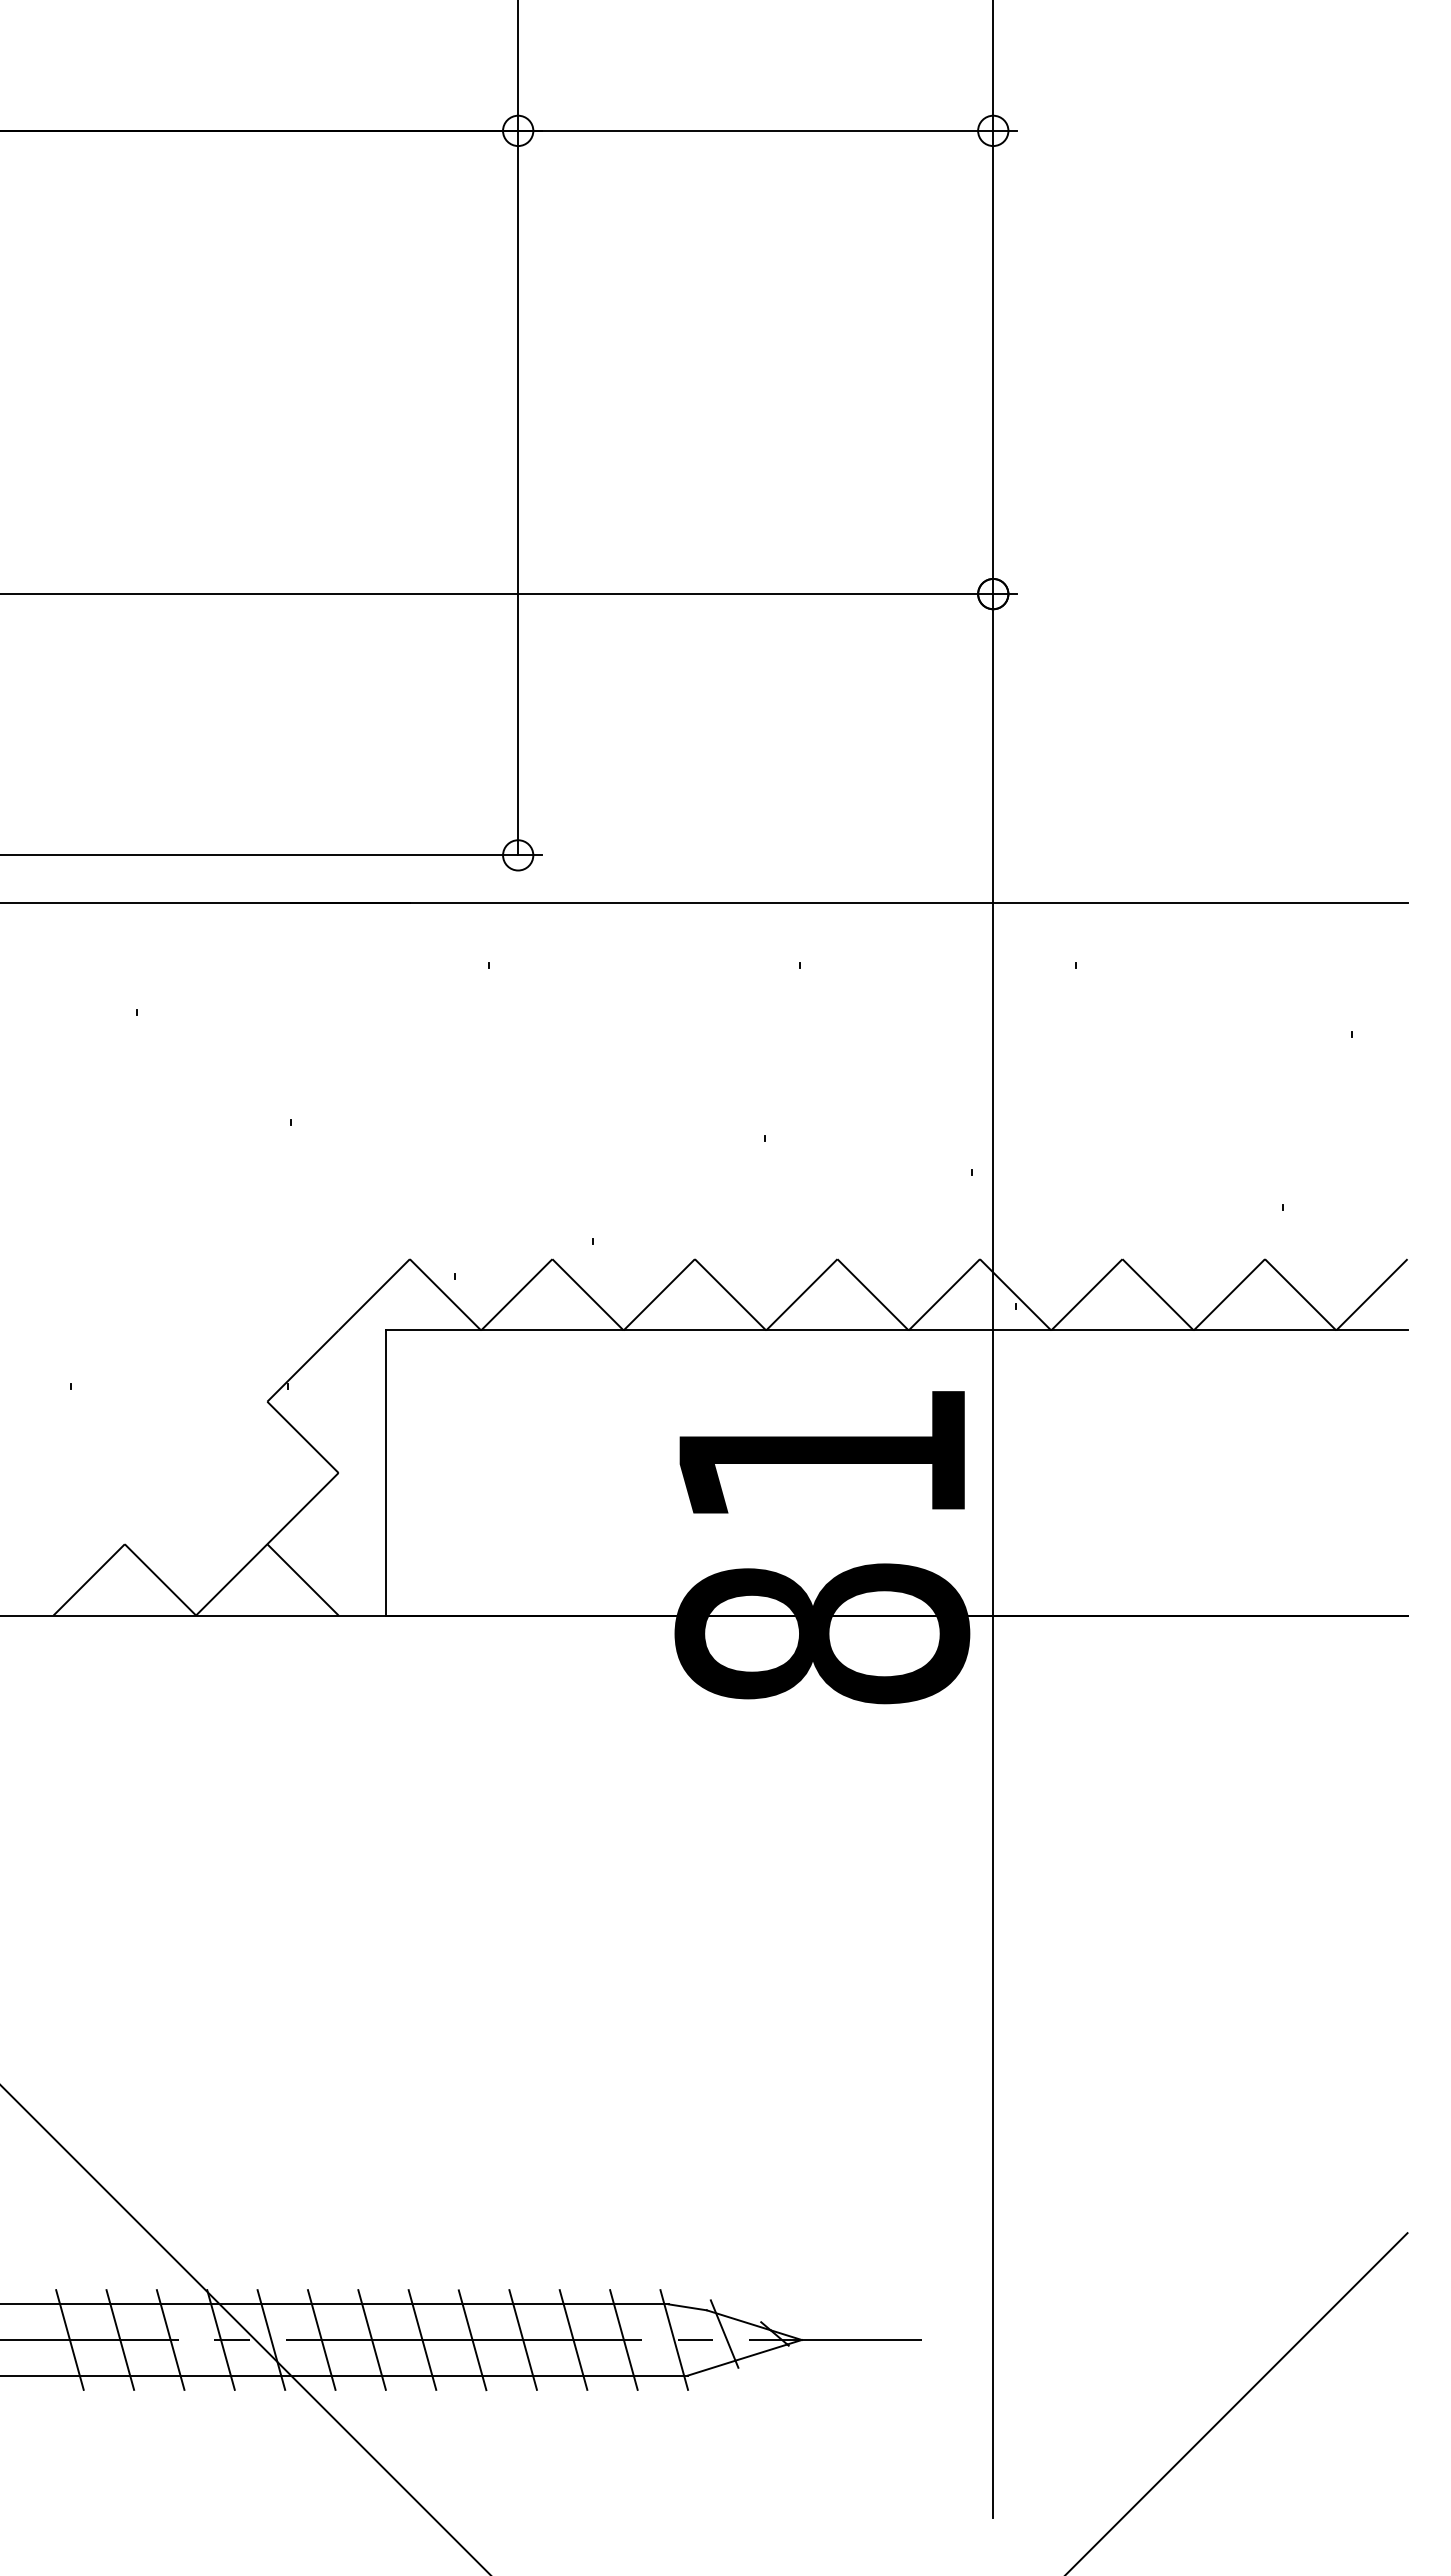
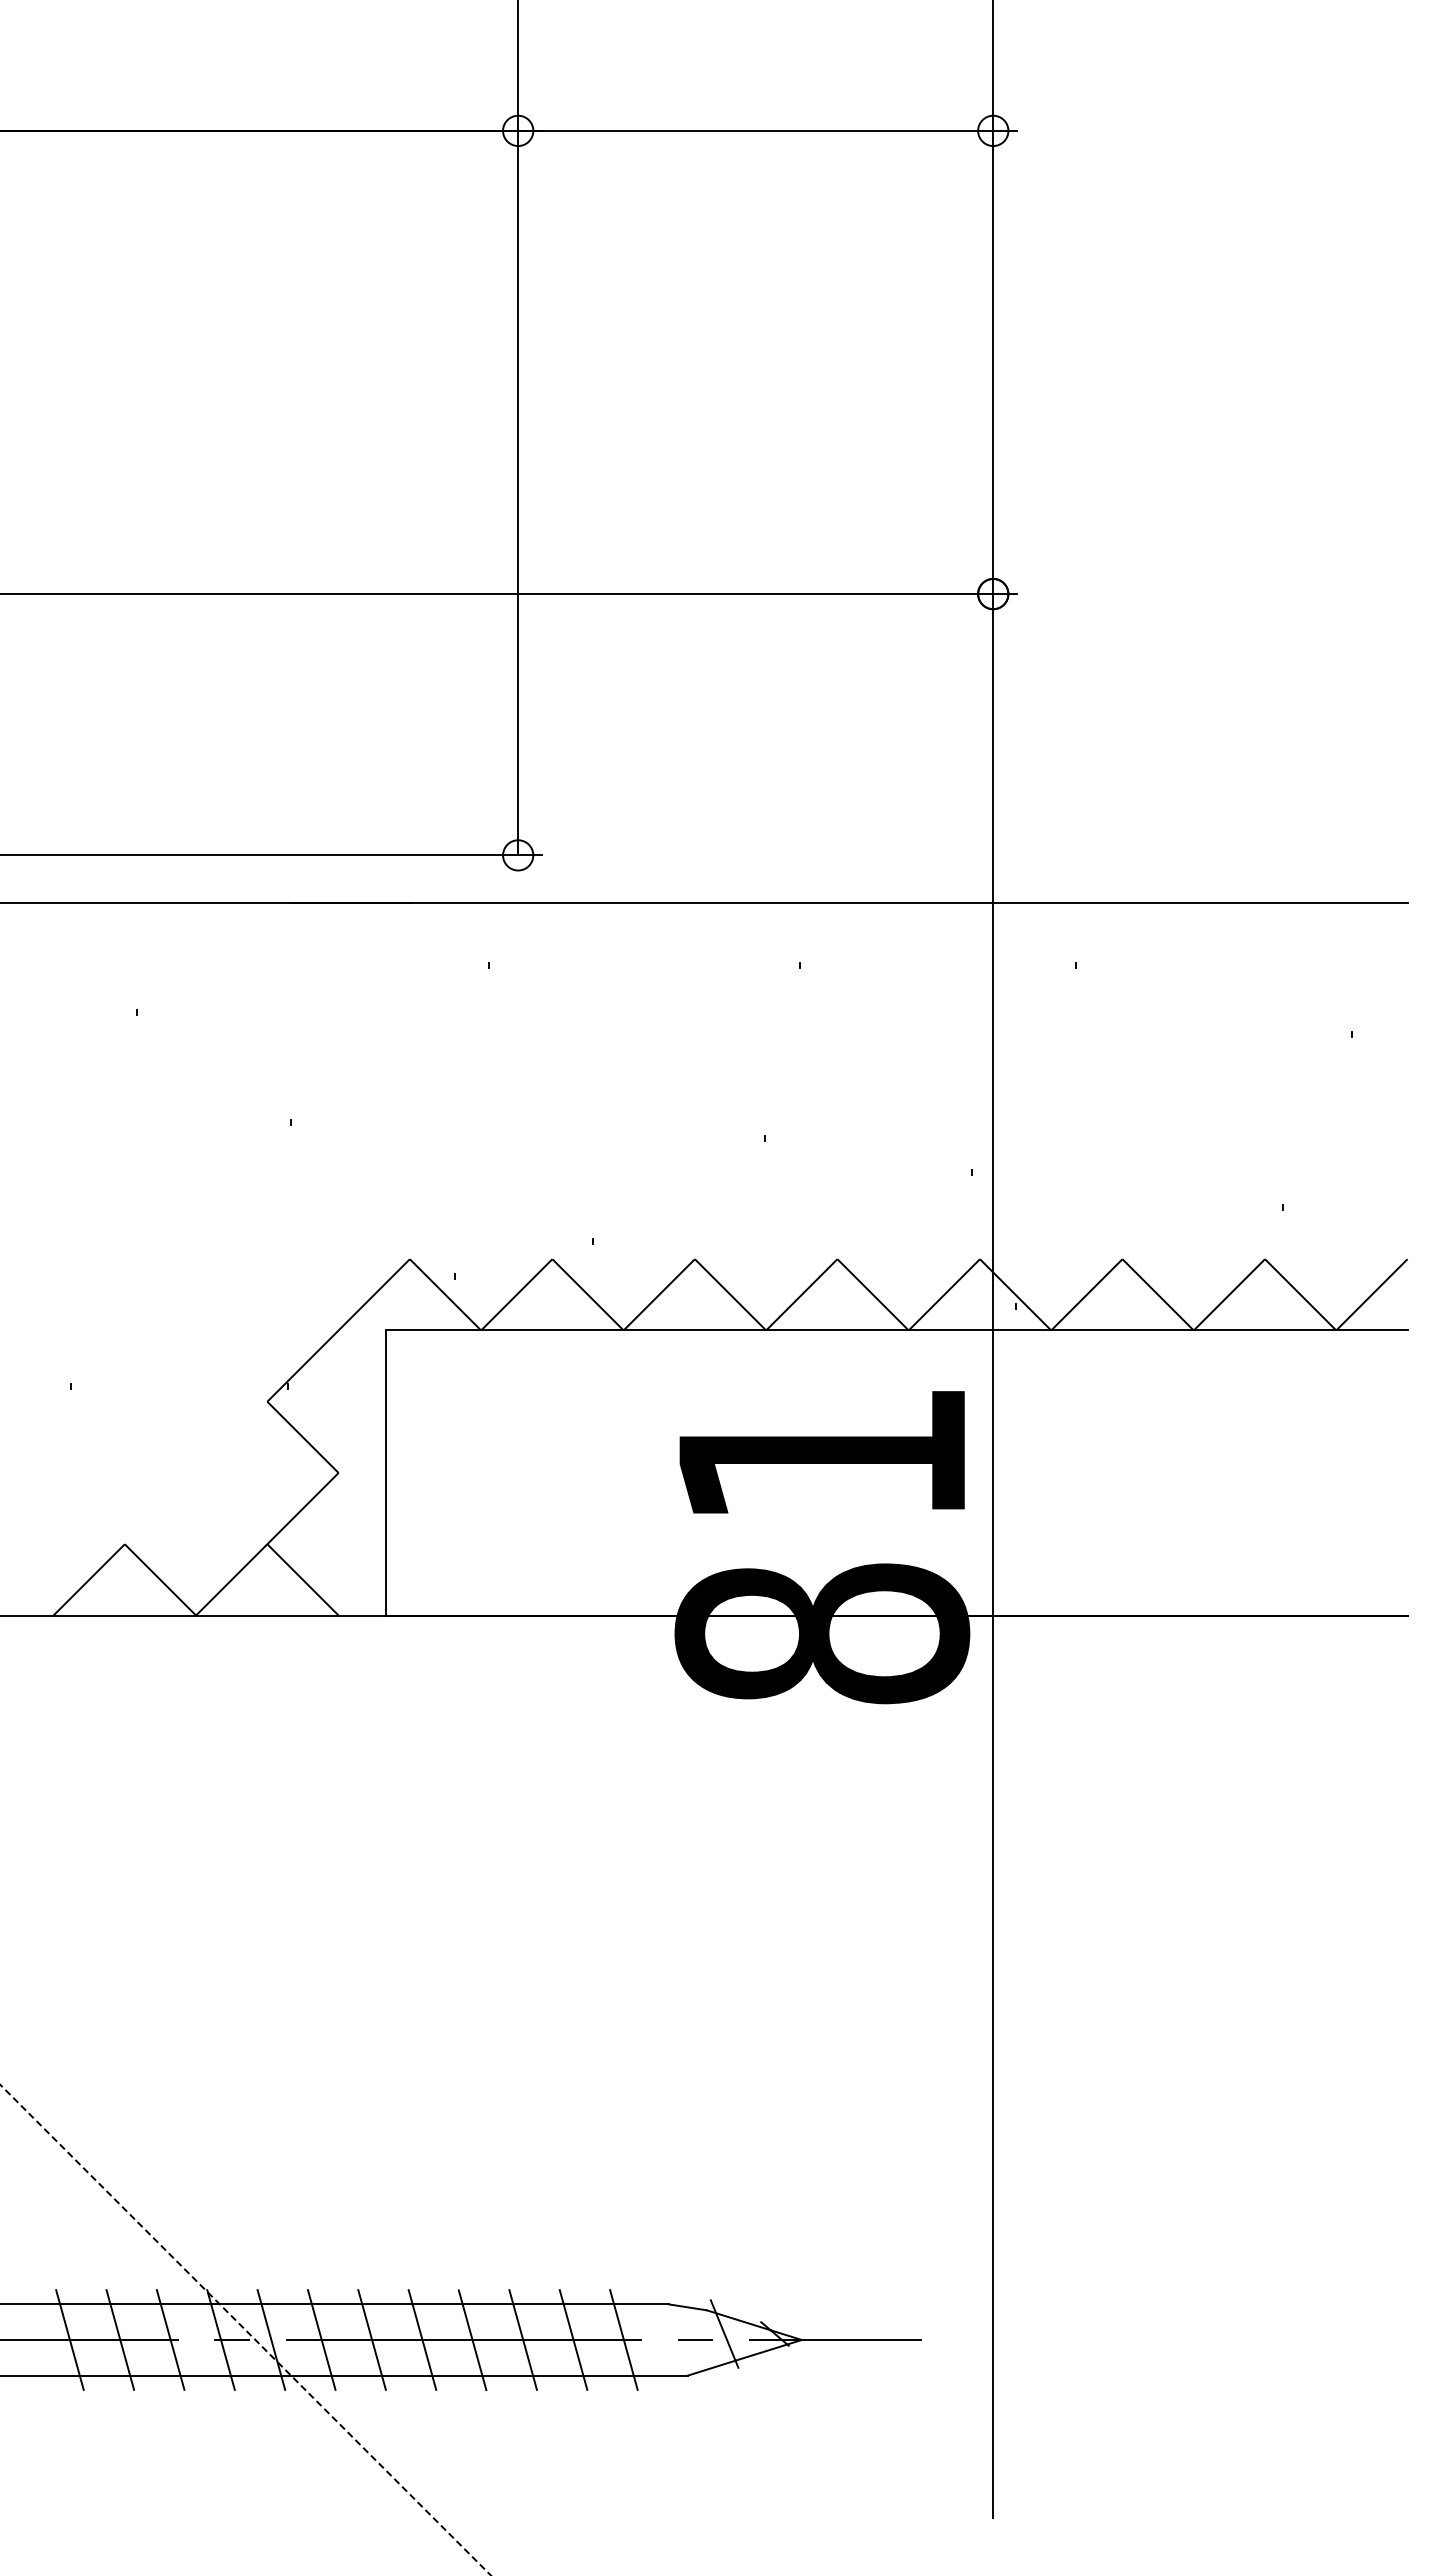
line: solid -> dashed (245, 2330)
line: present -> none (674, 2339)
line: present -> none (1237, 2402)
